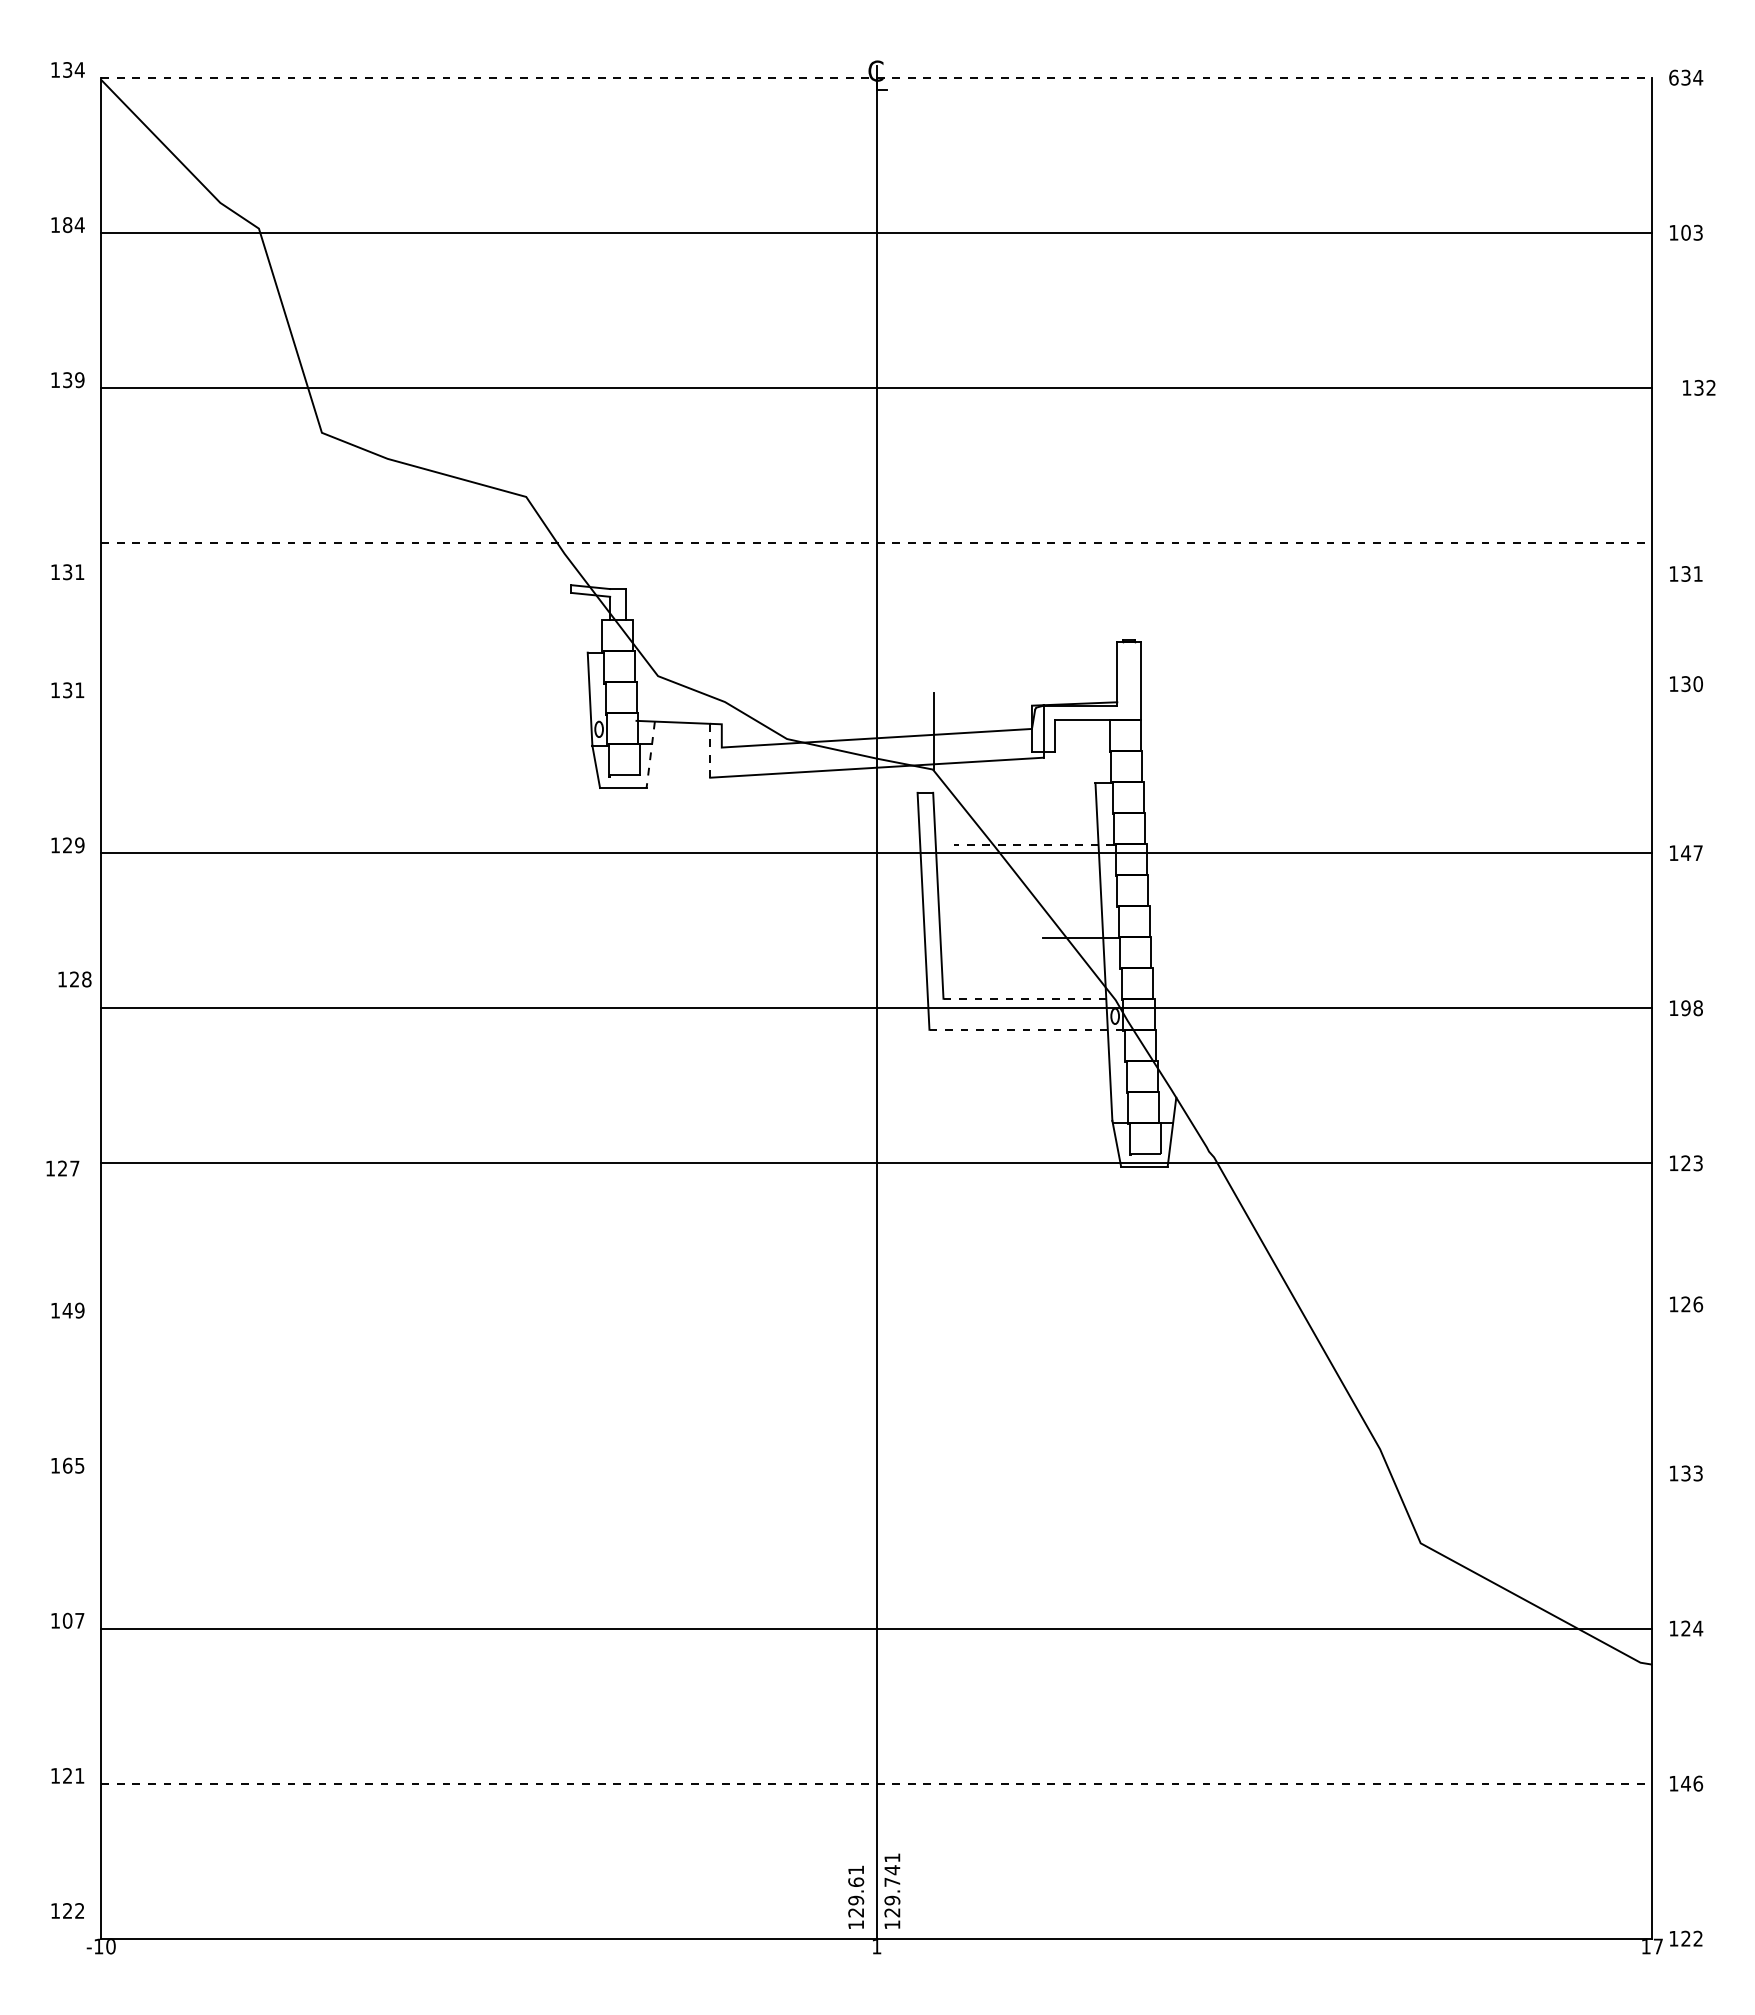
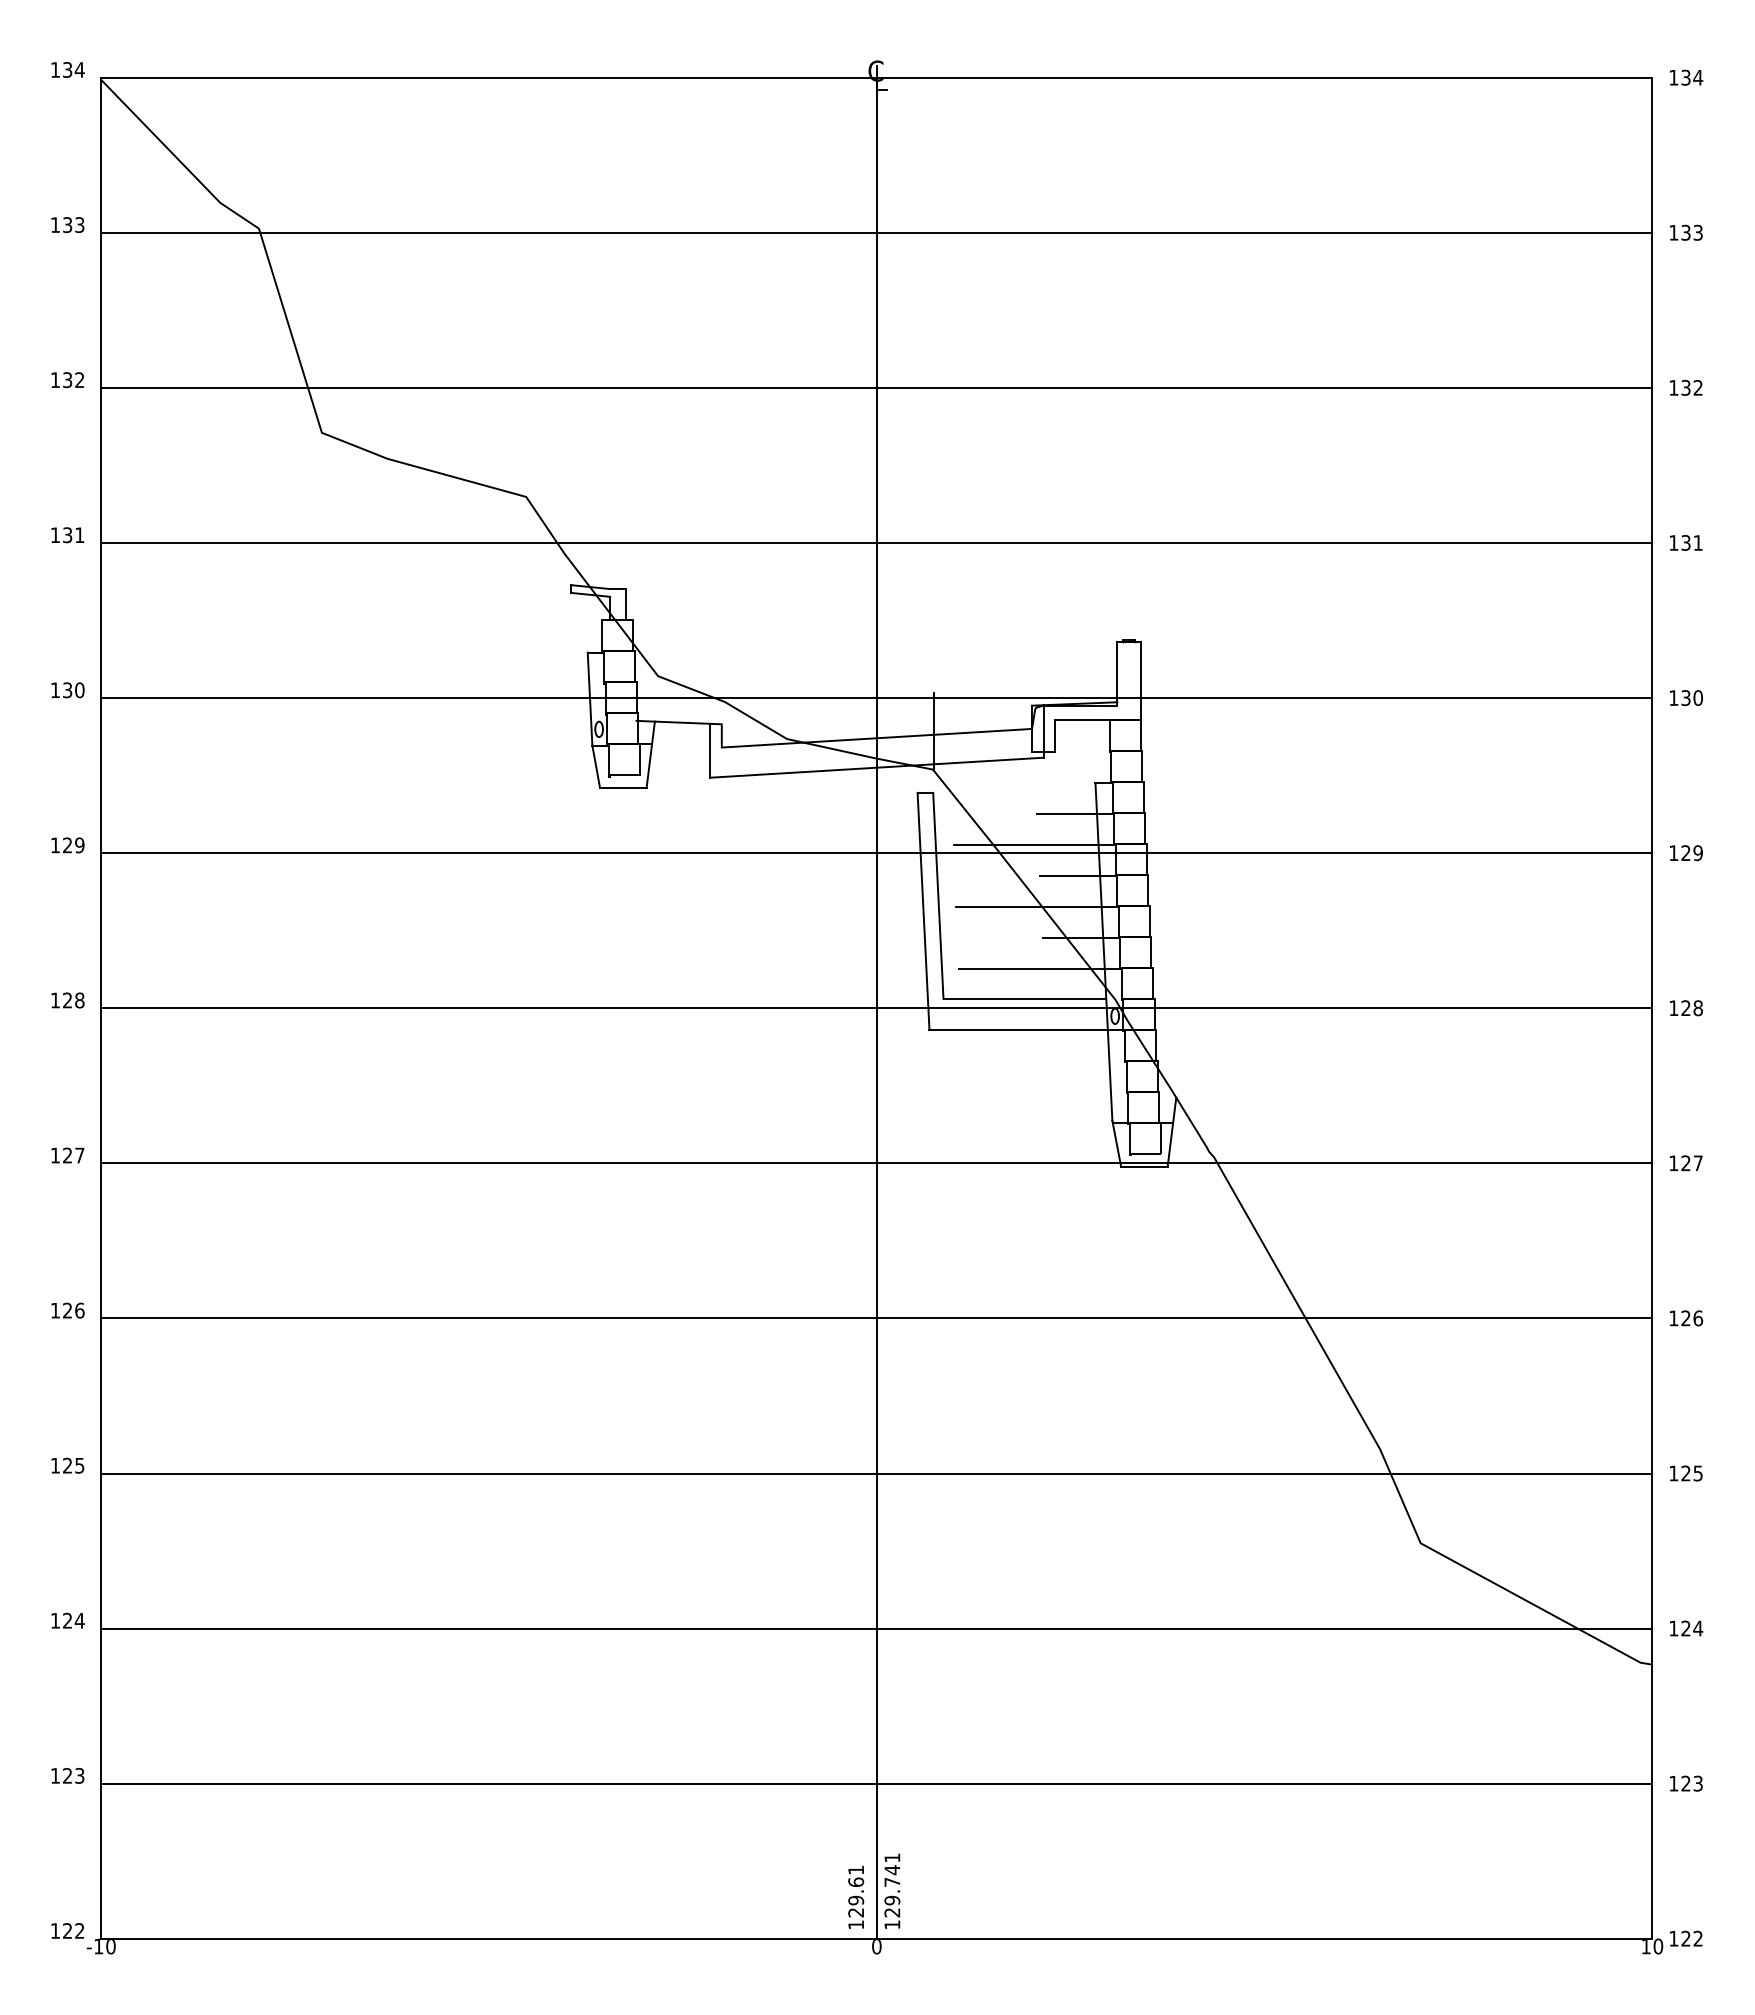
line: dashed -> solid (877, 77)
text: 634 -> 134 (1673, 77)
text: 184 -> 133 (73, 225)
text: 103 -> 133 (1685, 232)
text: 139 -> 132 (79, 380)
text position: (1699, 387) -> (1686, 387) (1686, 387)
line: dashed -> solid (877, 543)
text position: (67, 572) -> (67, 535) (67, 535)
text position: (1686, 573) -> (1686, 542) (1686, 542)
text position: (1686, 683) -> (1686, 697) (1686, 697)
text: 131 -> 130 (79, 690)
line: none -> present (876, 698)
line: dashed -> solid (710, 750)
line: dashed -> solid (650, 755)
line: none -> present (1075, 814)
line: dashed -> solid (1033, 845)
text: 147 -> 129 (1691, 853)
line: none -> present (1078, 876)
line: none -> present (1036, 907)
line: none -> present (1040, 969)
text position: (74, 979) -> (67, 1000) (67, 1000)
line: dashed -> solid (1024, 998)
text: 198 -> 128 (1685, 1008)
line: dashed -> solid (1025, 1029)
text: 123 -> 127 (1697, 1163)
text position: (62, 1168) -> (67, 1155) (67, 1155)
text position: (1686, 1304) -> (1686, 1318) (1686, 1318)
text: 149 -> 126 (73, 1310)
line: none -> present (876, 1318)
text: 165 -> 125 (67, 1465)
line: none -> present (876, 1473)
text: 133 -> 125 (1691, 1473)
text: 107 -> 124 (73, 1620)
text: 121 -> 123 (79, 1775)
line: dashed -> solid (877, 1783)
text: 146 -> 123 (1692, 1783)
text position: (67, 1910) -> (67, 1930) (67, 1930)
text: 17 -> 10 (1658, 1946)
text: 1 -> 0 (876, 1947)
